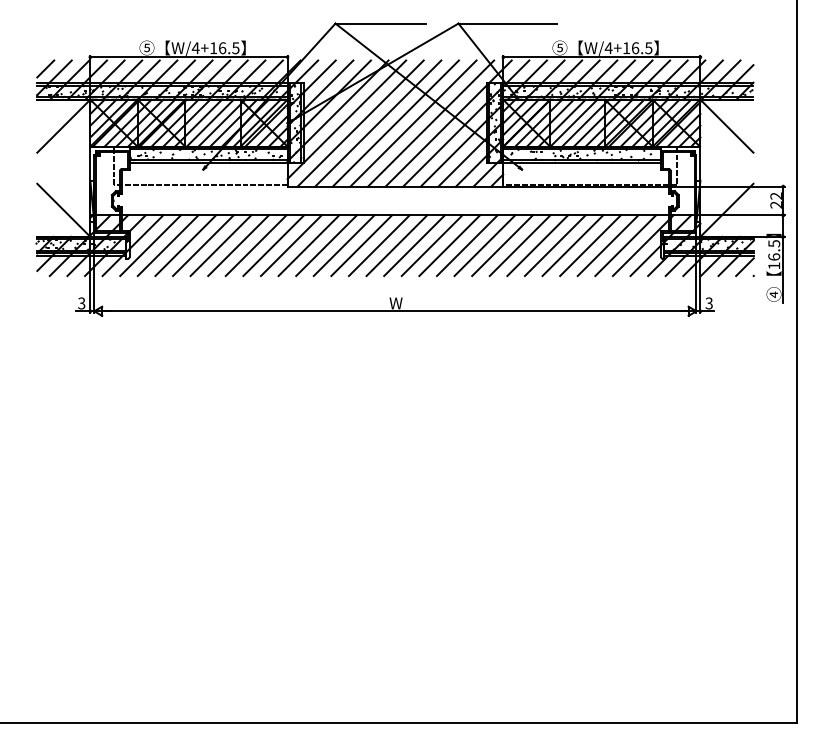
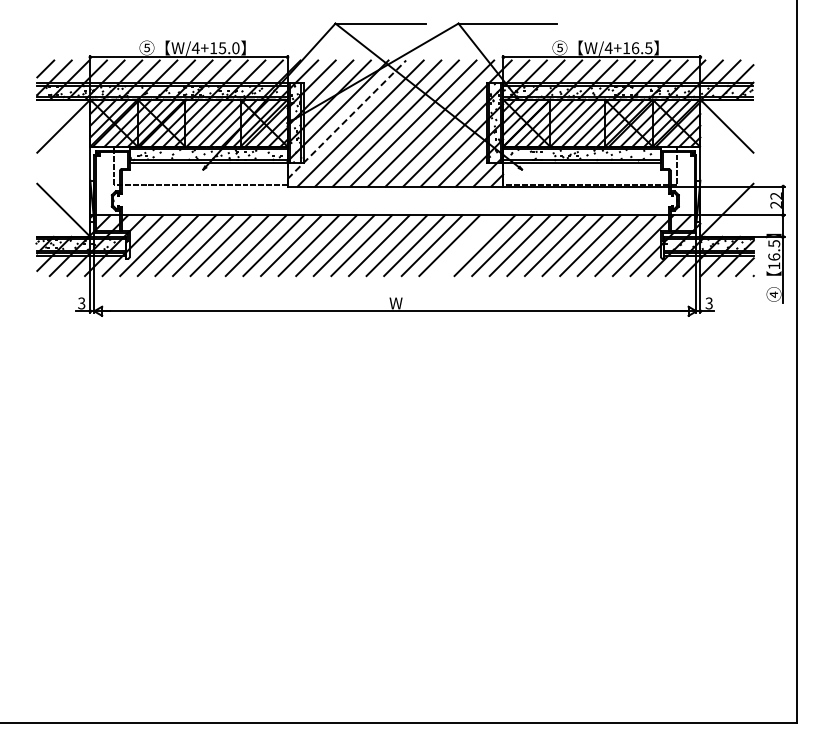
text: W/4+16.5 -> W/4+15.0 (228, 48)
line: solid -> dashed (346, 119)
line: present -> none (466, 245)
